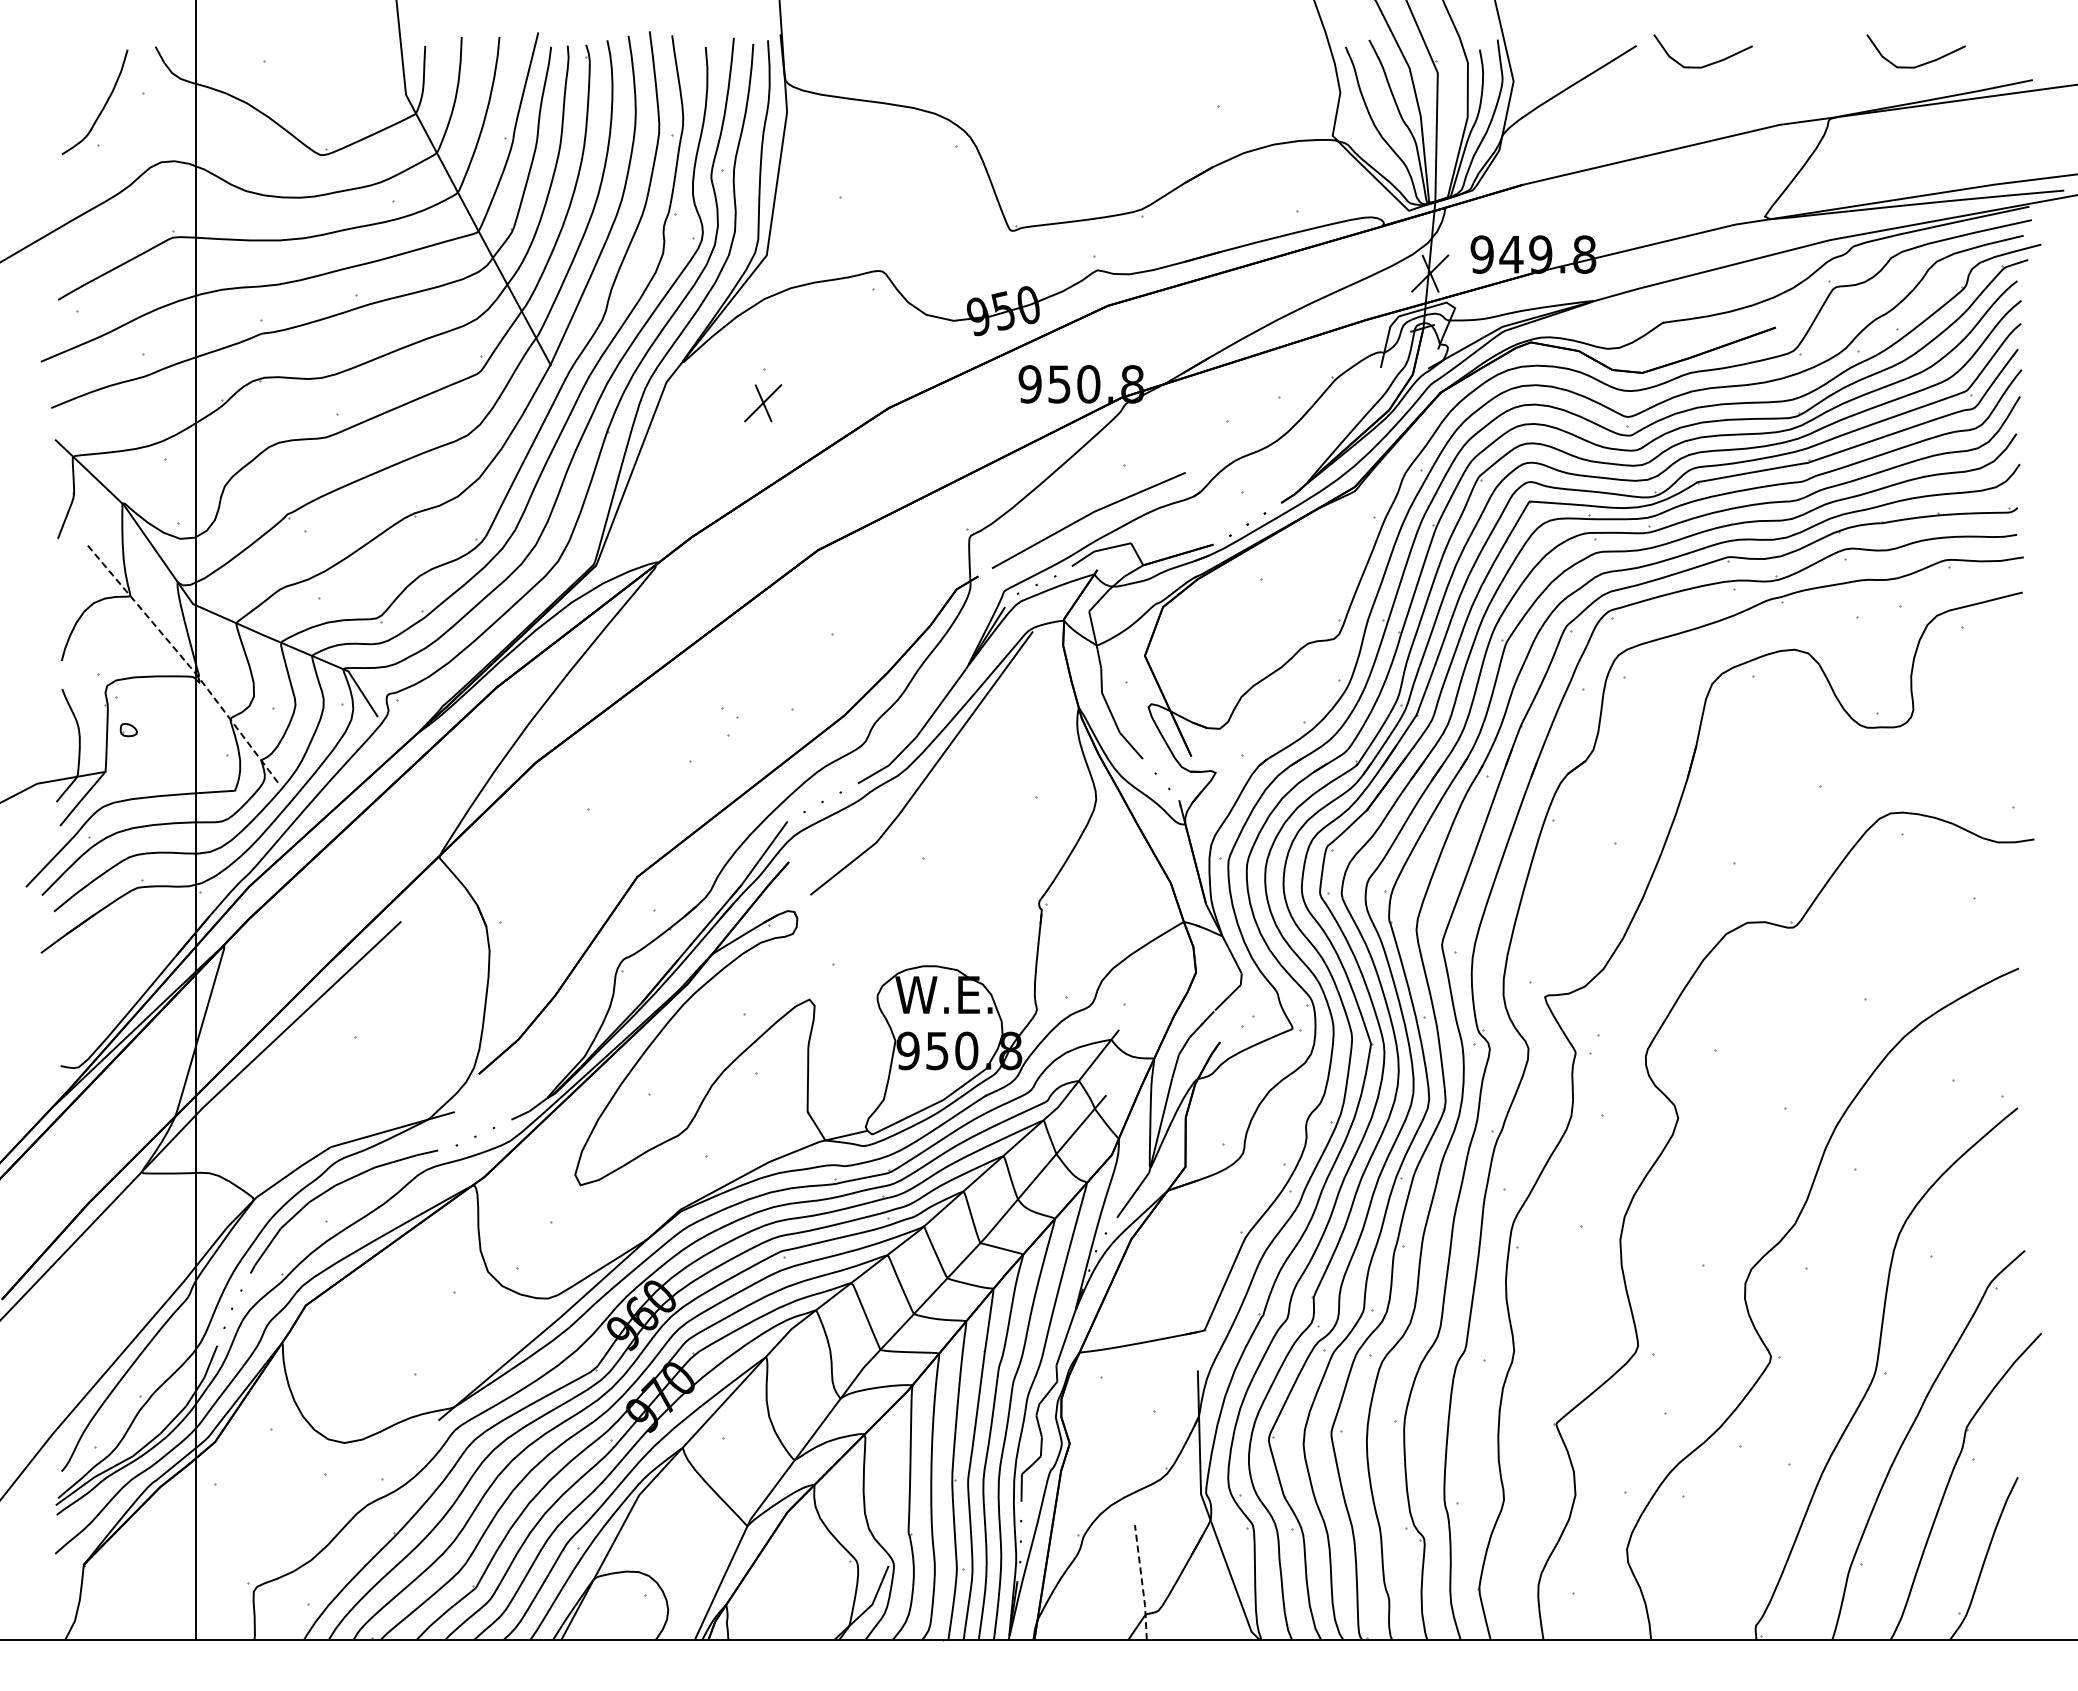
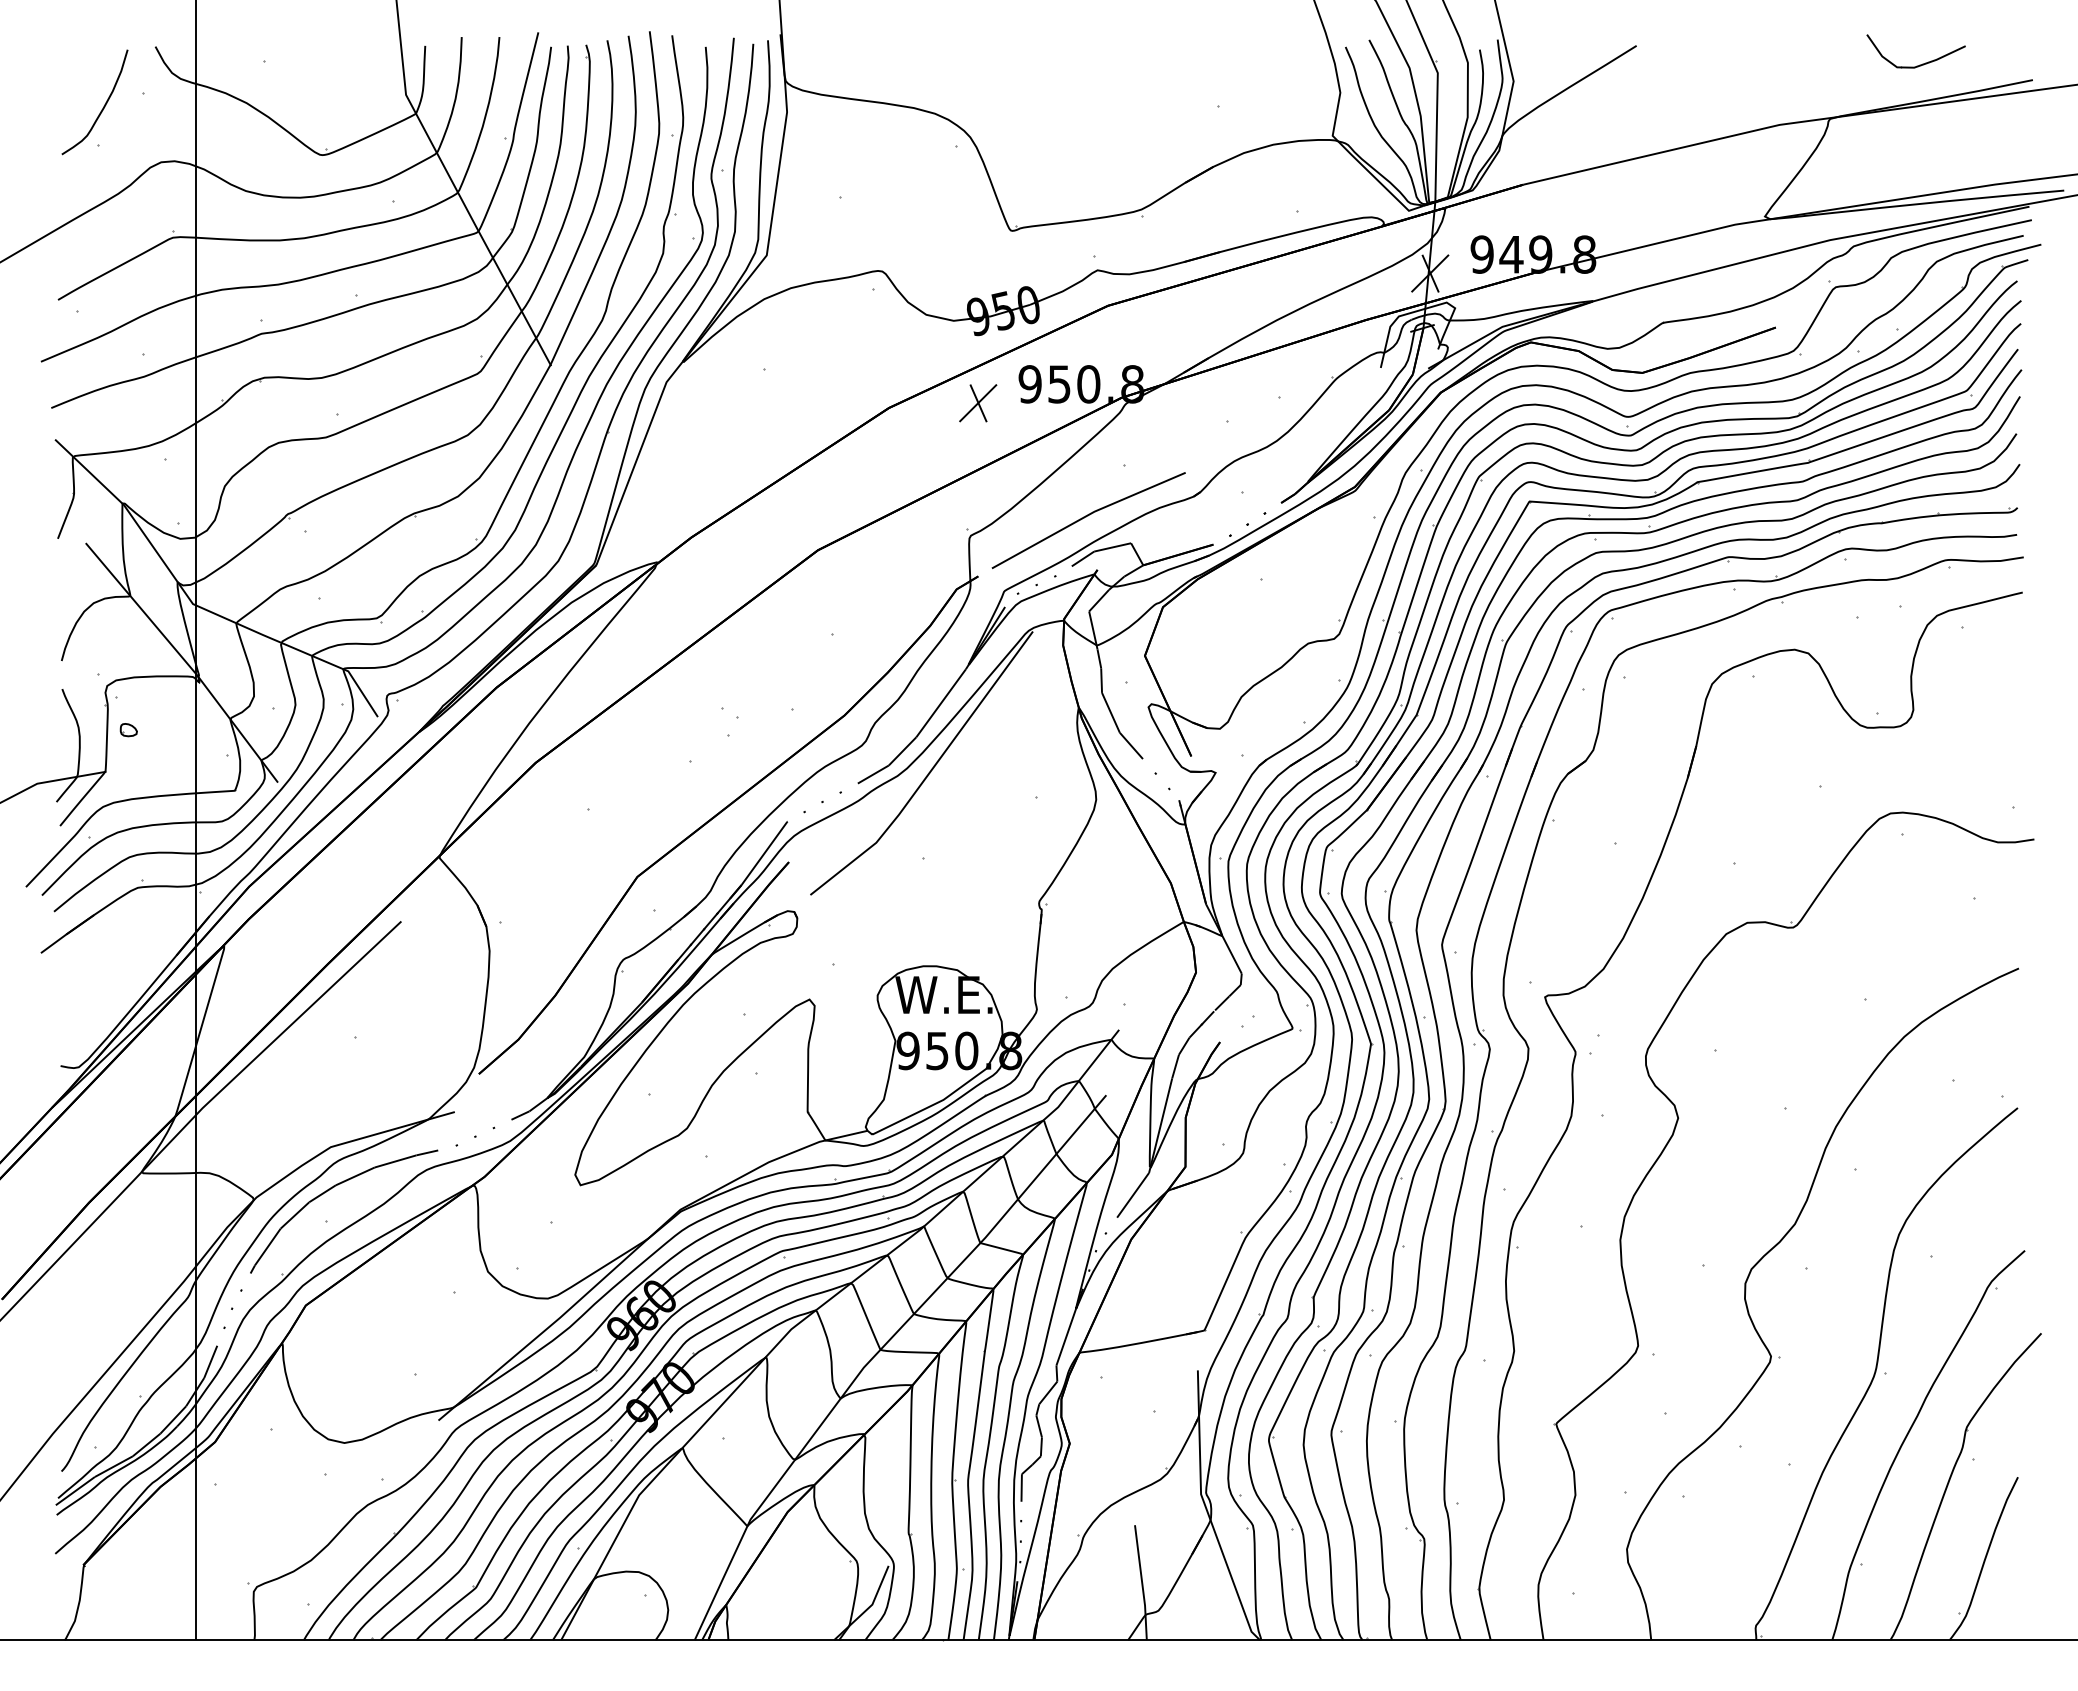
part: present -> none (1706, 64)
part position: (763, 403) -> (978, 403) (978, 403)
line: dashed -> solid (185, 661)
line: dashed -> solid (1142, 1583)
